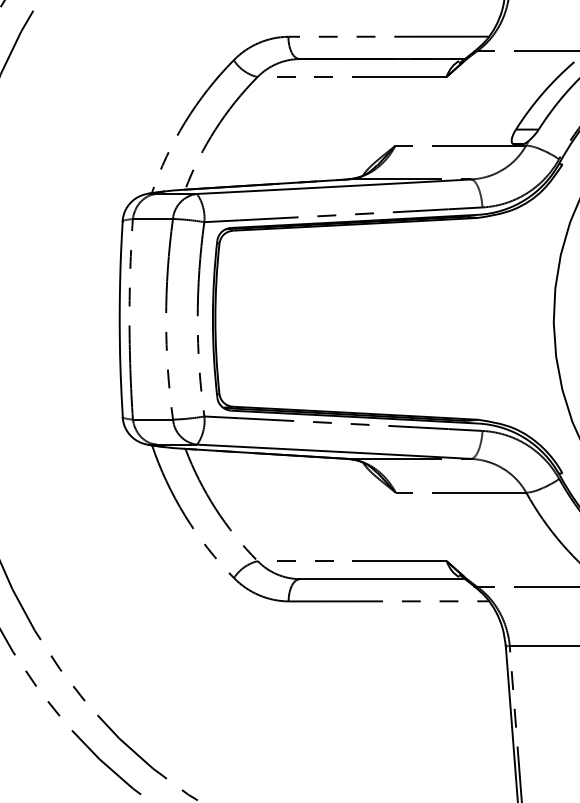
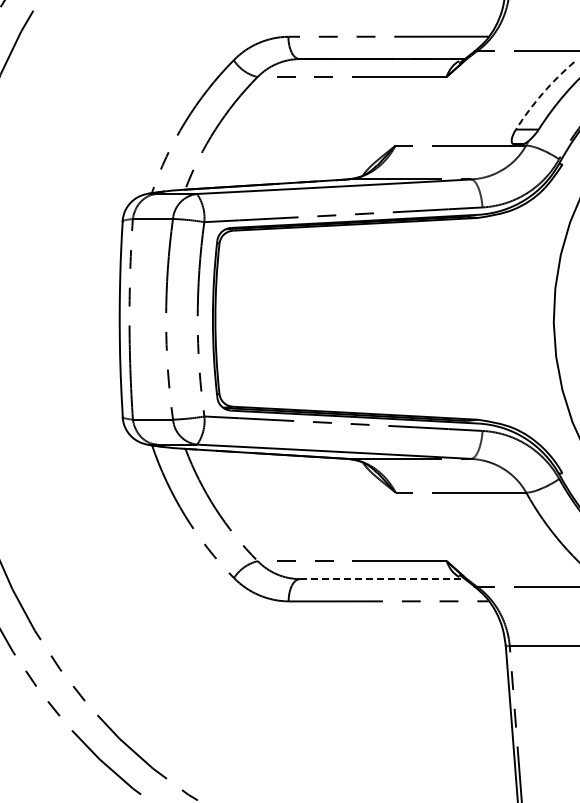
arc: solid -> dashed (542, 93)
line: solid -> dashed (382, 579)
